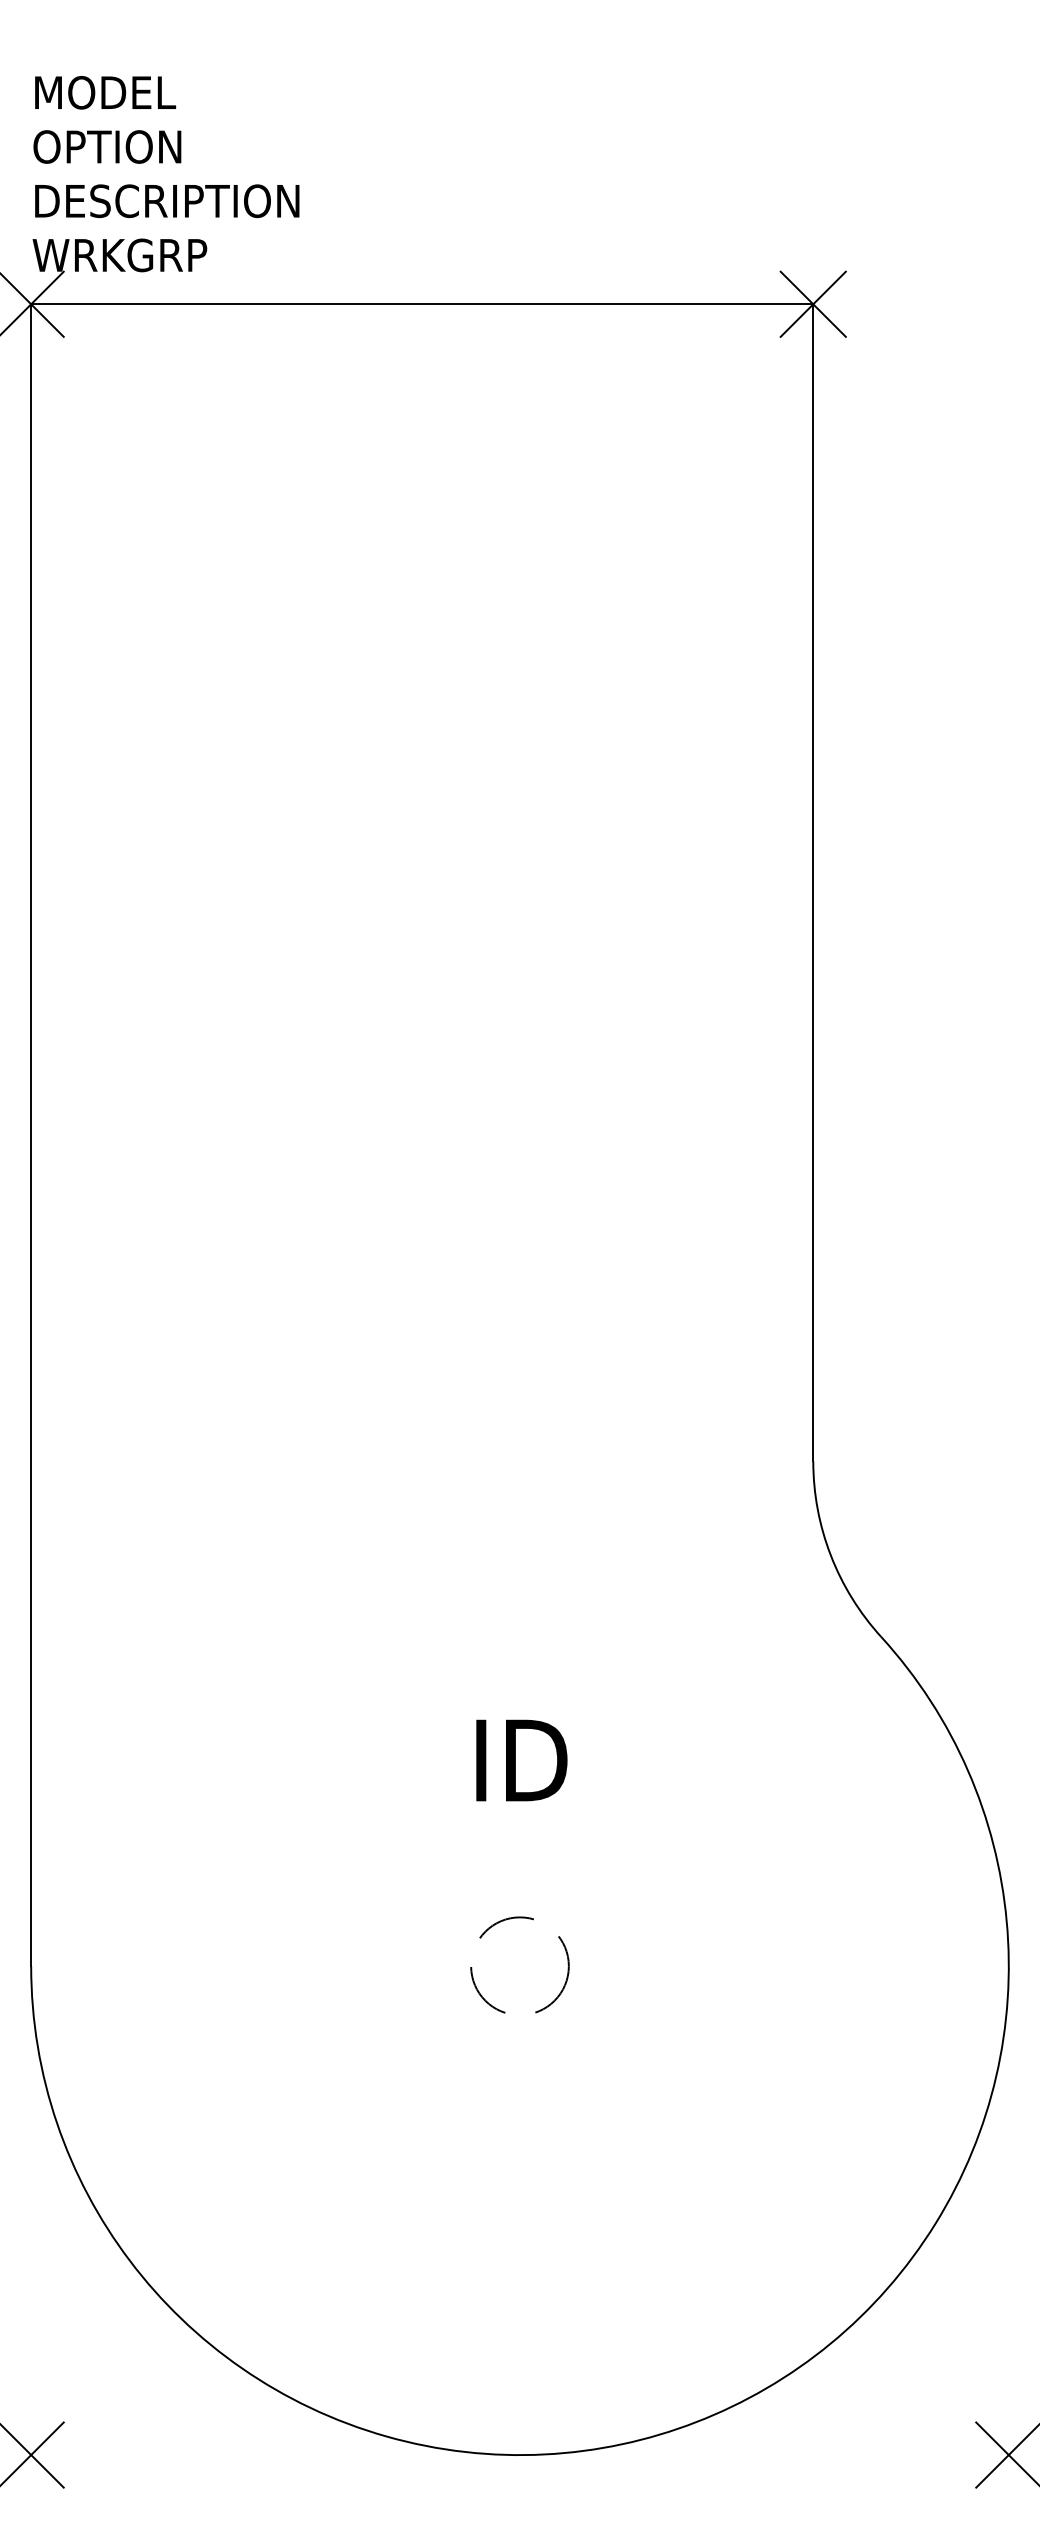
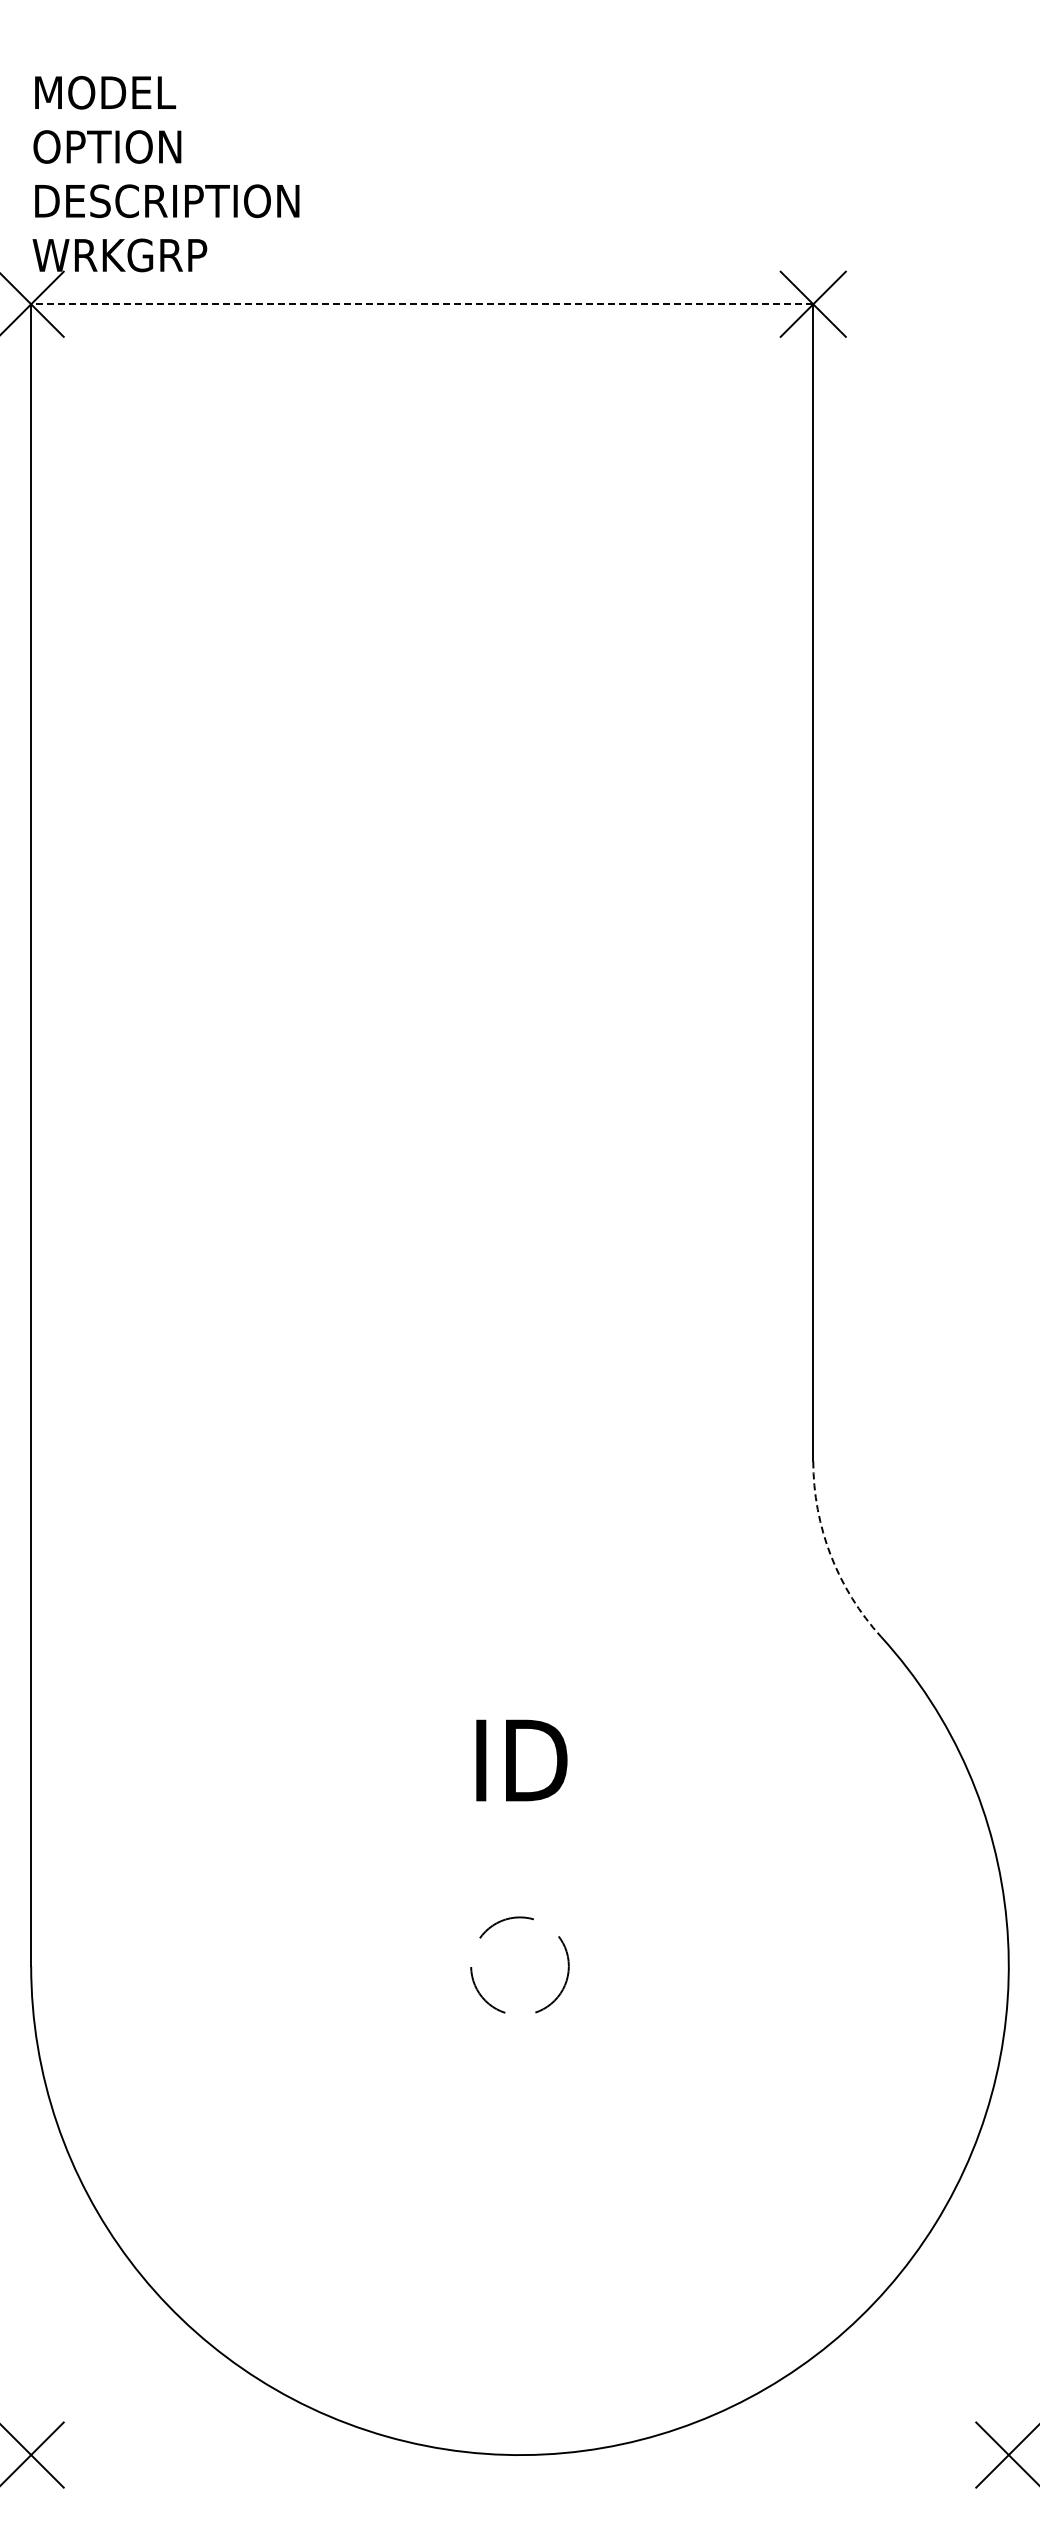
line: solid -> dashed (421, 304)
arc: solid -> dashed (830, 1555)
